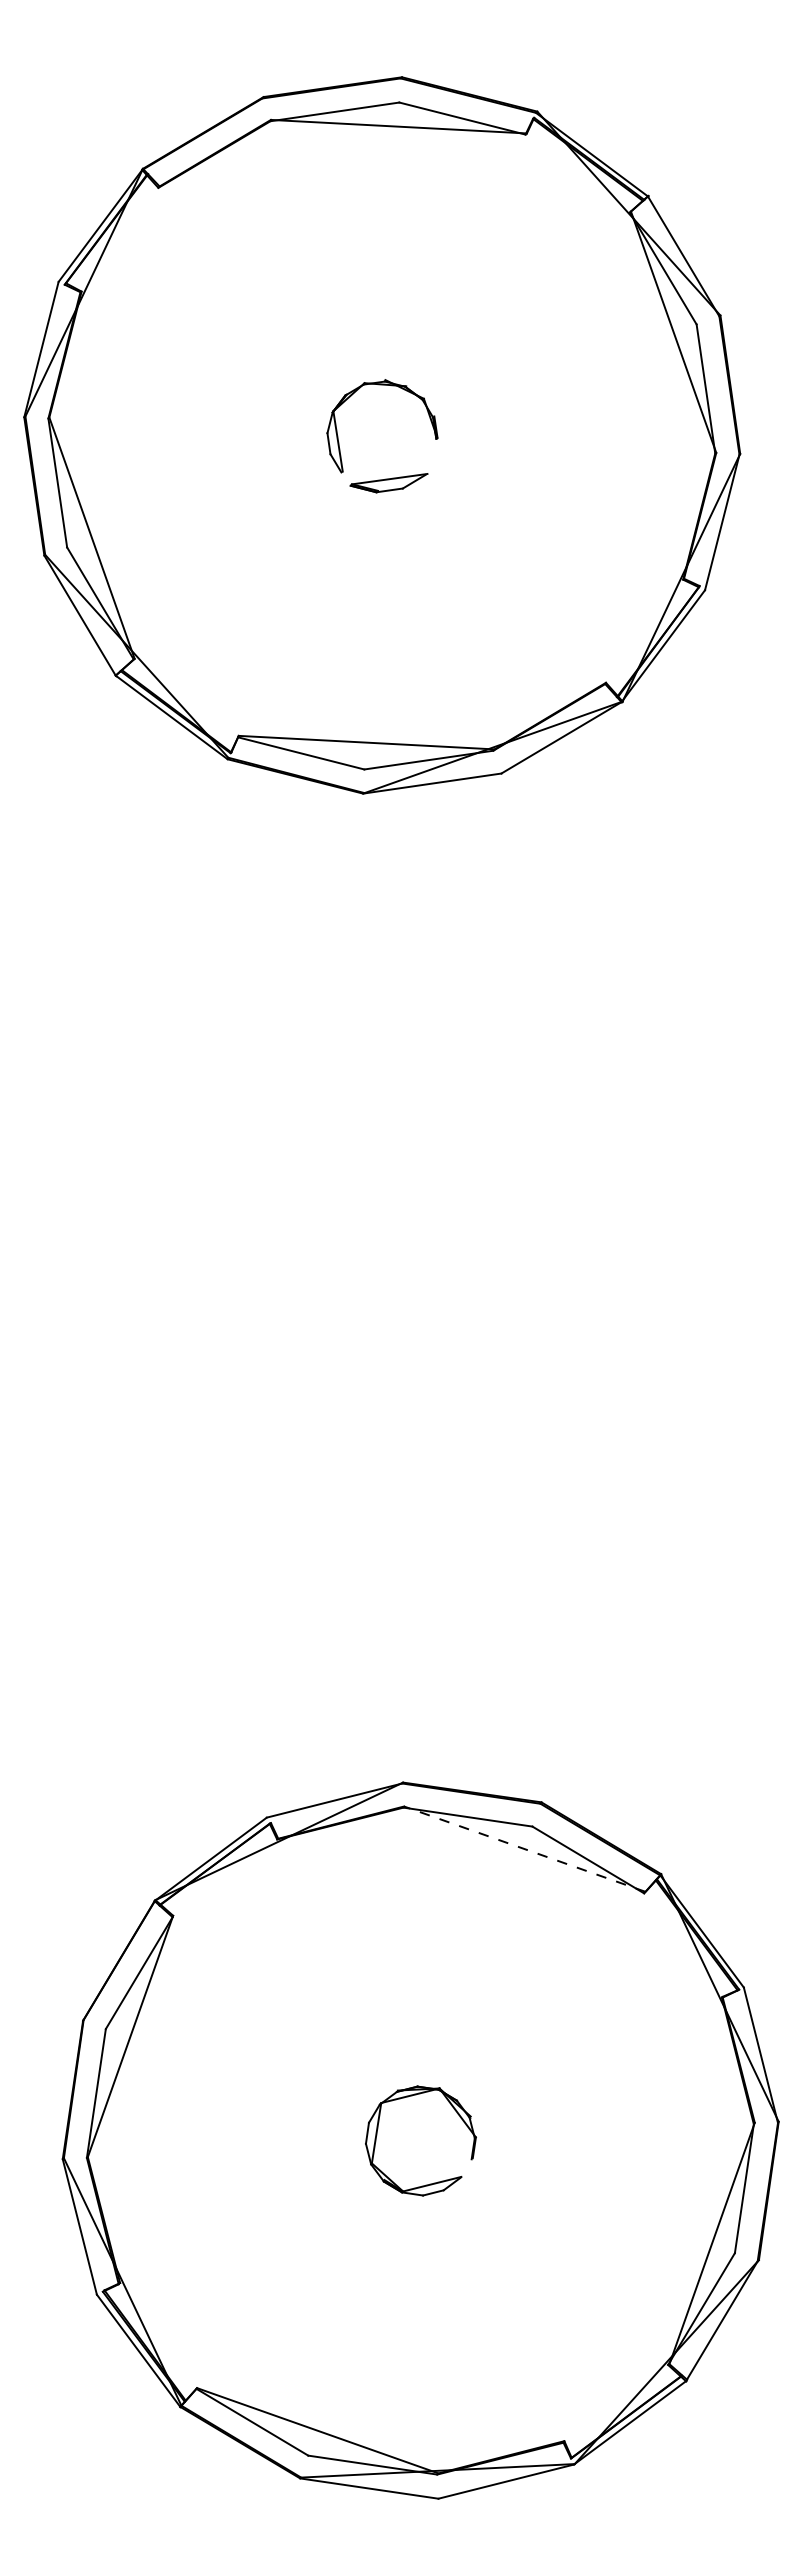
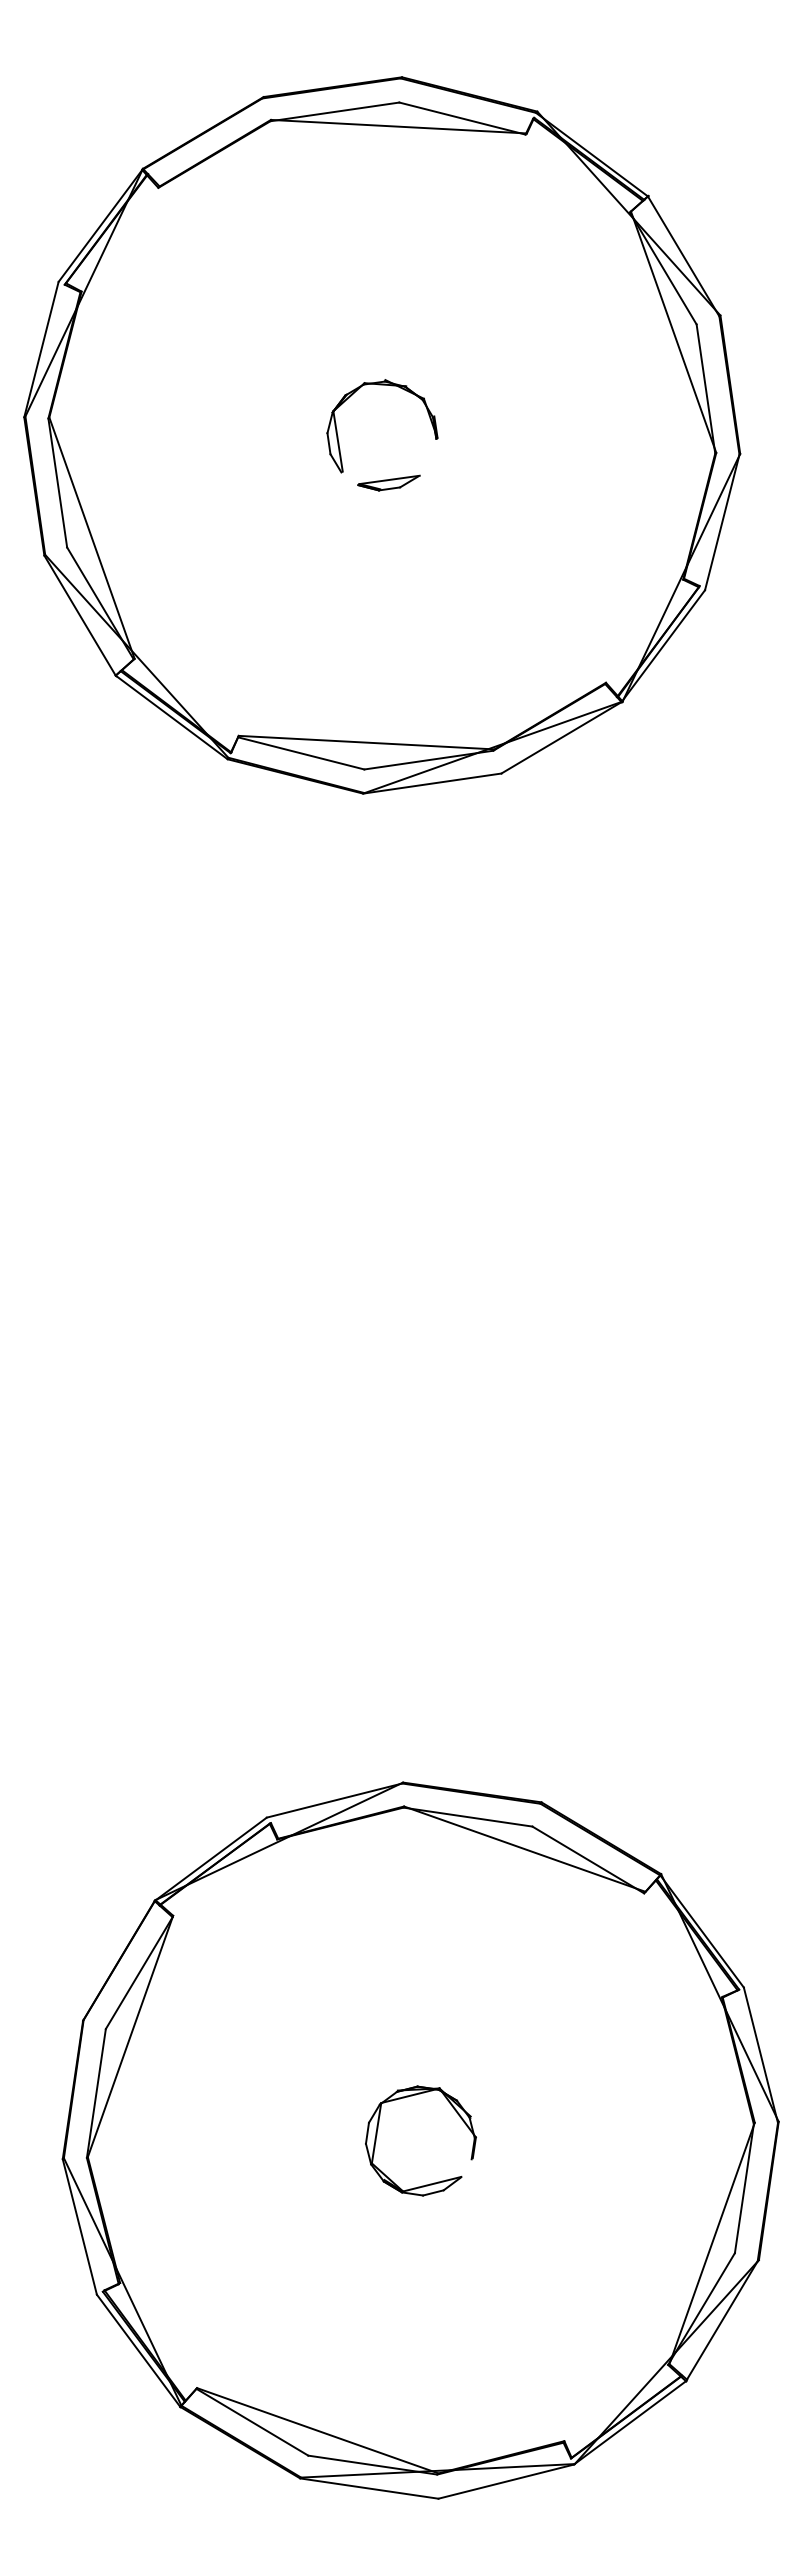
part size: 80x21 px -> 64x18 px (388, 482)
line: dashed -> solid (524, 1849)
